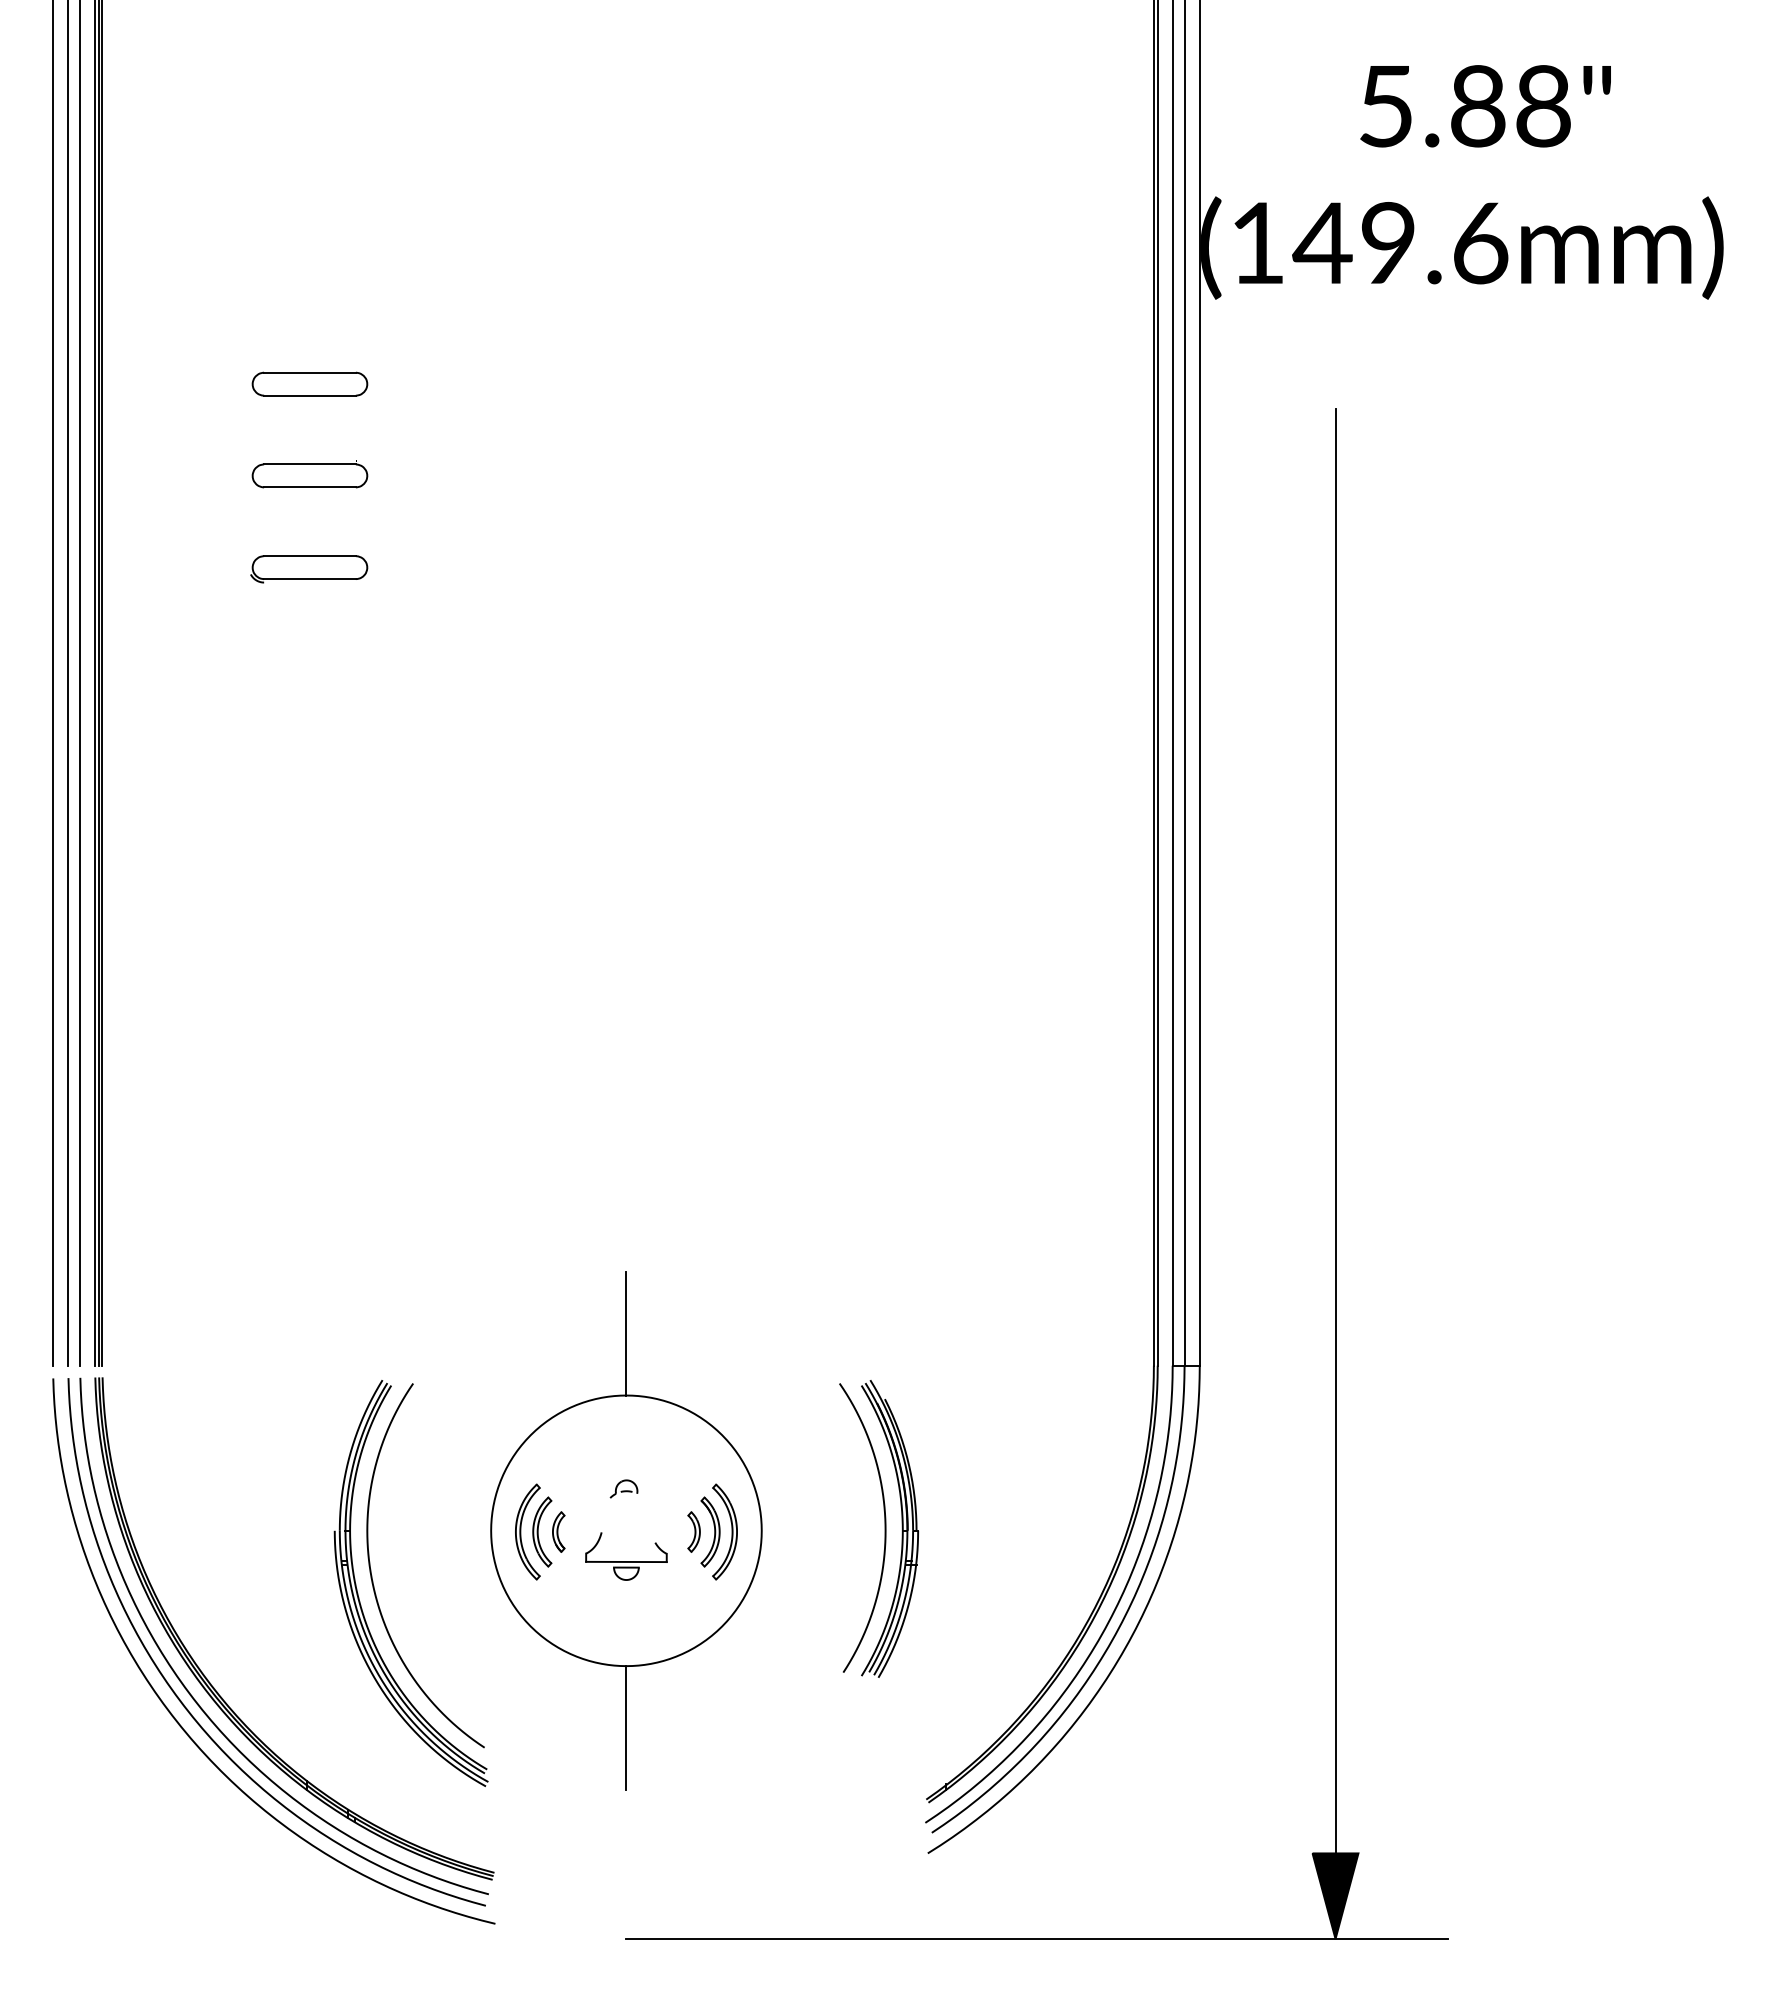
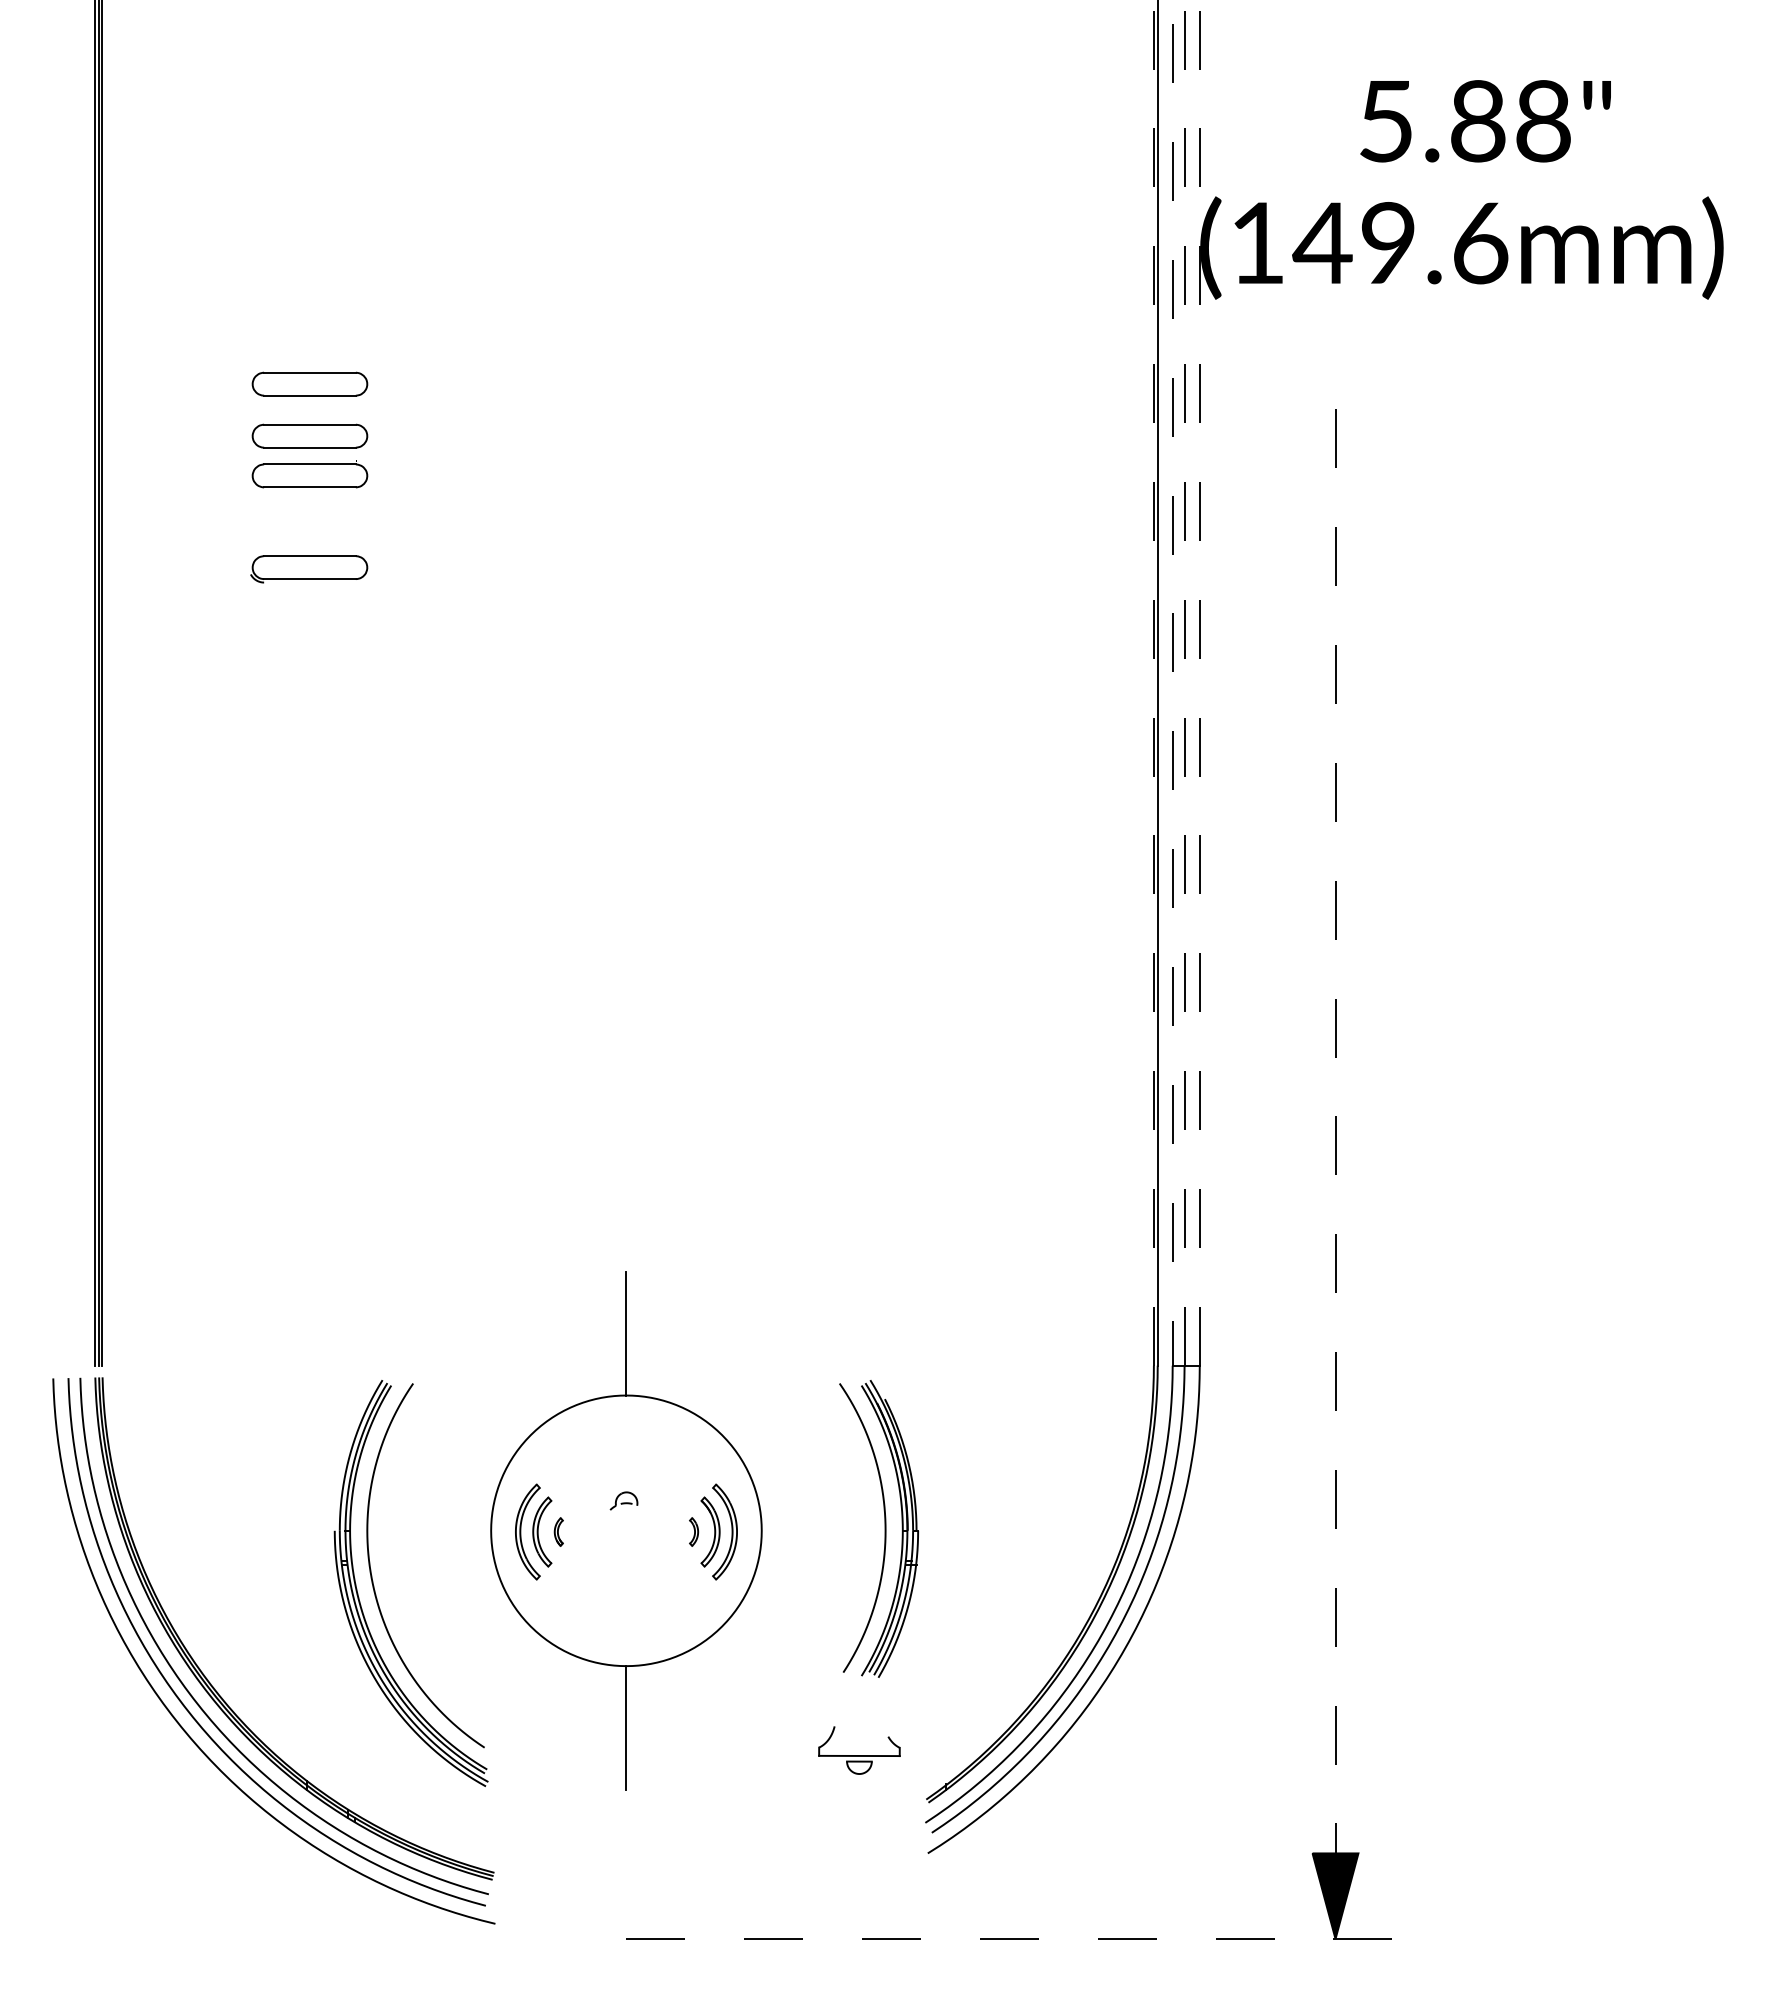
text position: (1485, 106) -> (1485, 121) (1485, 121)
part: none -> present (309, 435)
line: solid -> dashed (1153, 682)
line: solid -> dashed (1172, 682)
line: solid -> dashed (1184, 682)
line: solid -> dashed (1199, 682)
line: present -> none (53, 683)
line: present -> none (68, 683)
line: present -> none (80, 683)
line: solid -> dashed (1335, 1136)
part position: (623, 1488) -> (623, 1500) (623, 1500)
part size: 14x42 px -> 11x30 px (558, 1531)
part size: 14x42 px -> 11x30 px (694, 1531)
part position: (626, 1556) -> (859, 1750) (859, 1750)
line: solid -> dashed (1037, 1939)
